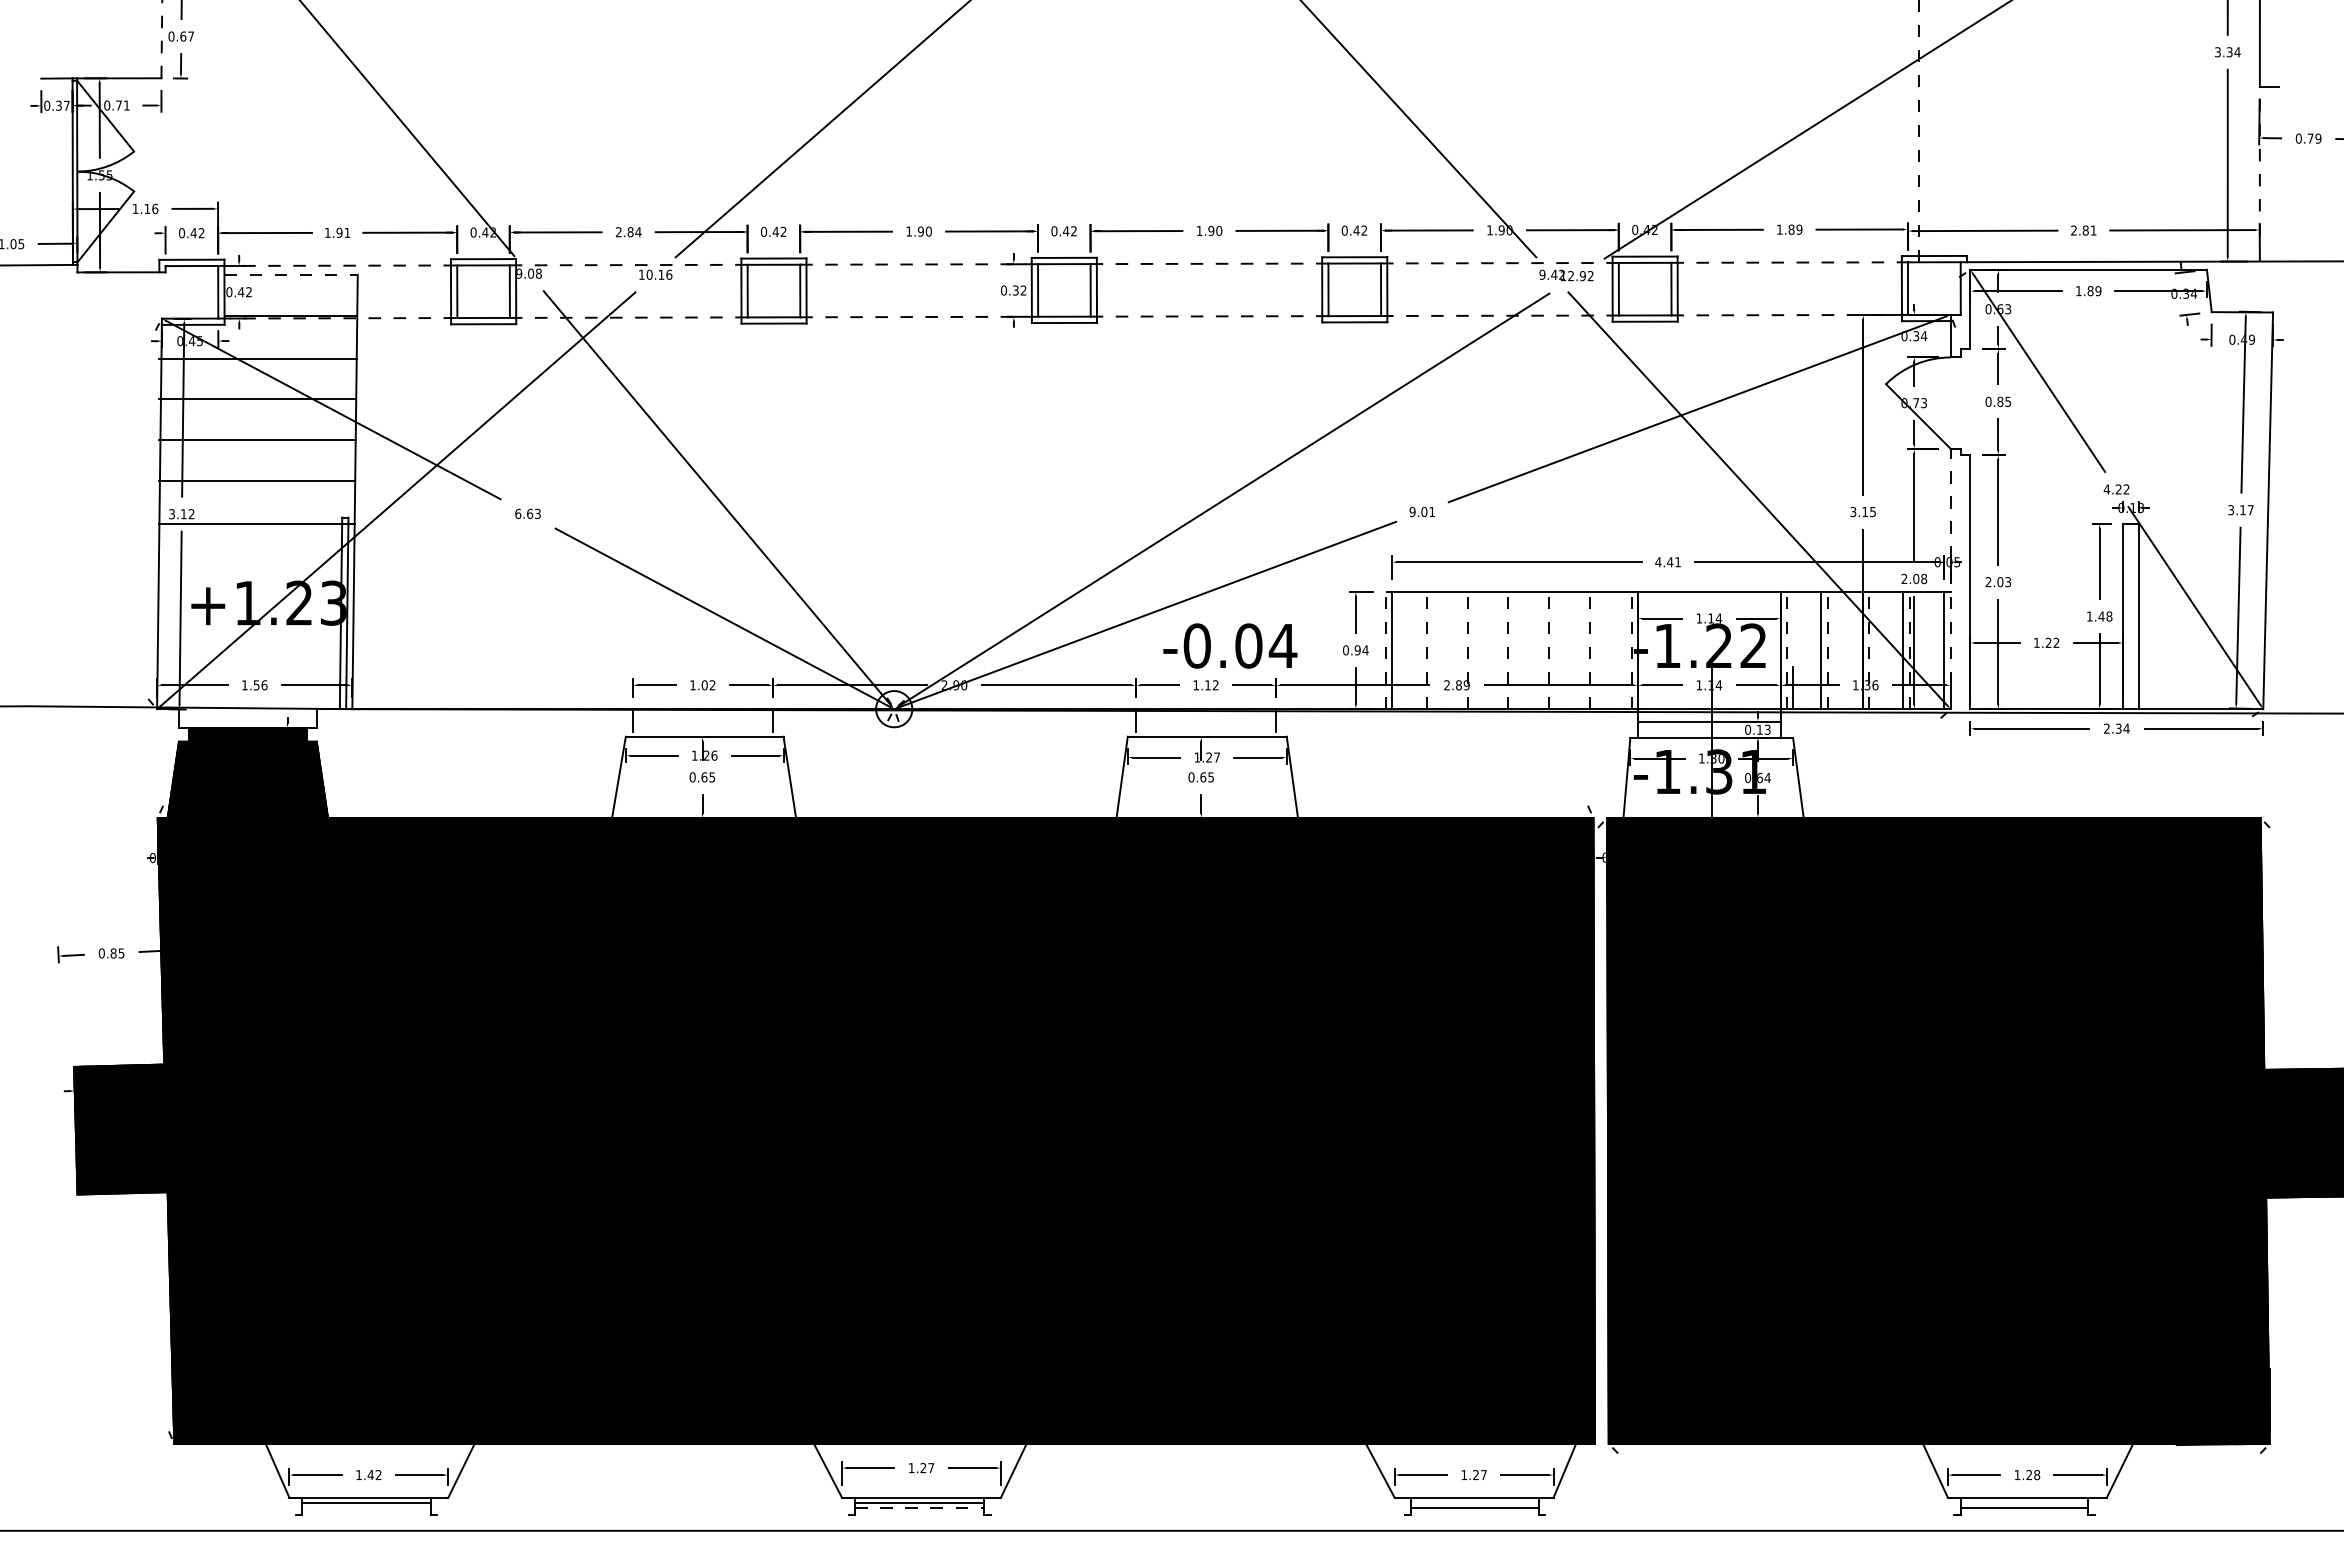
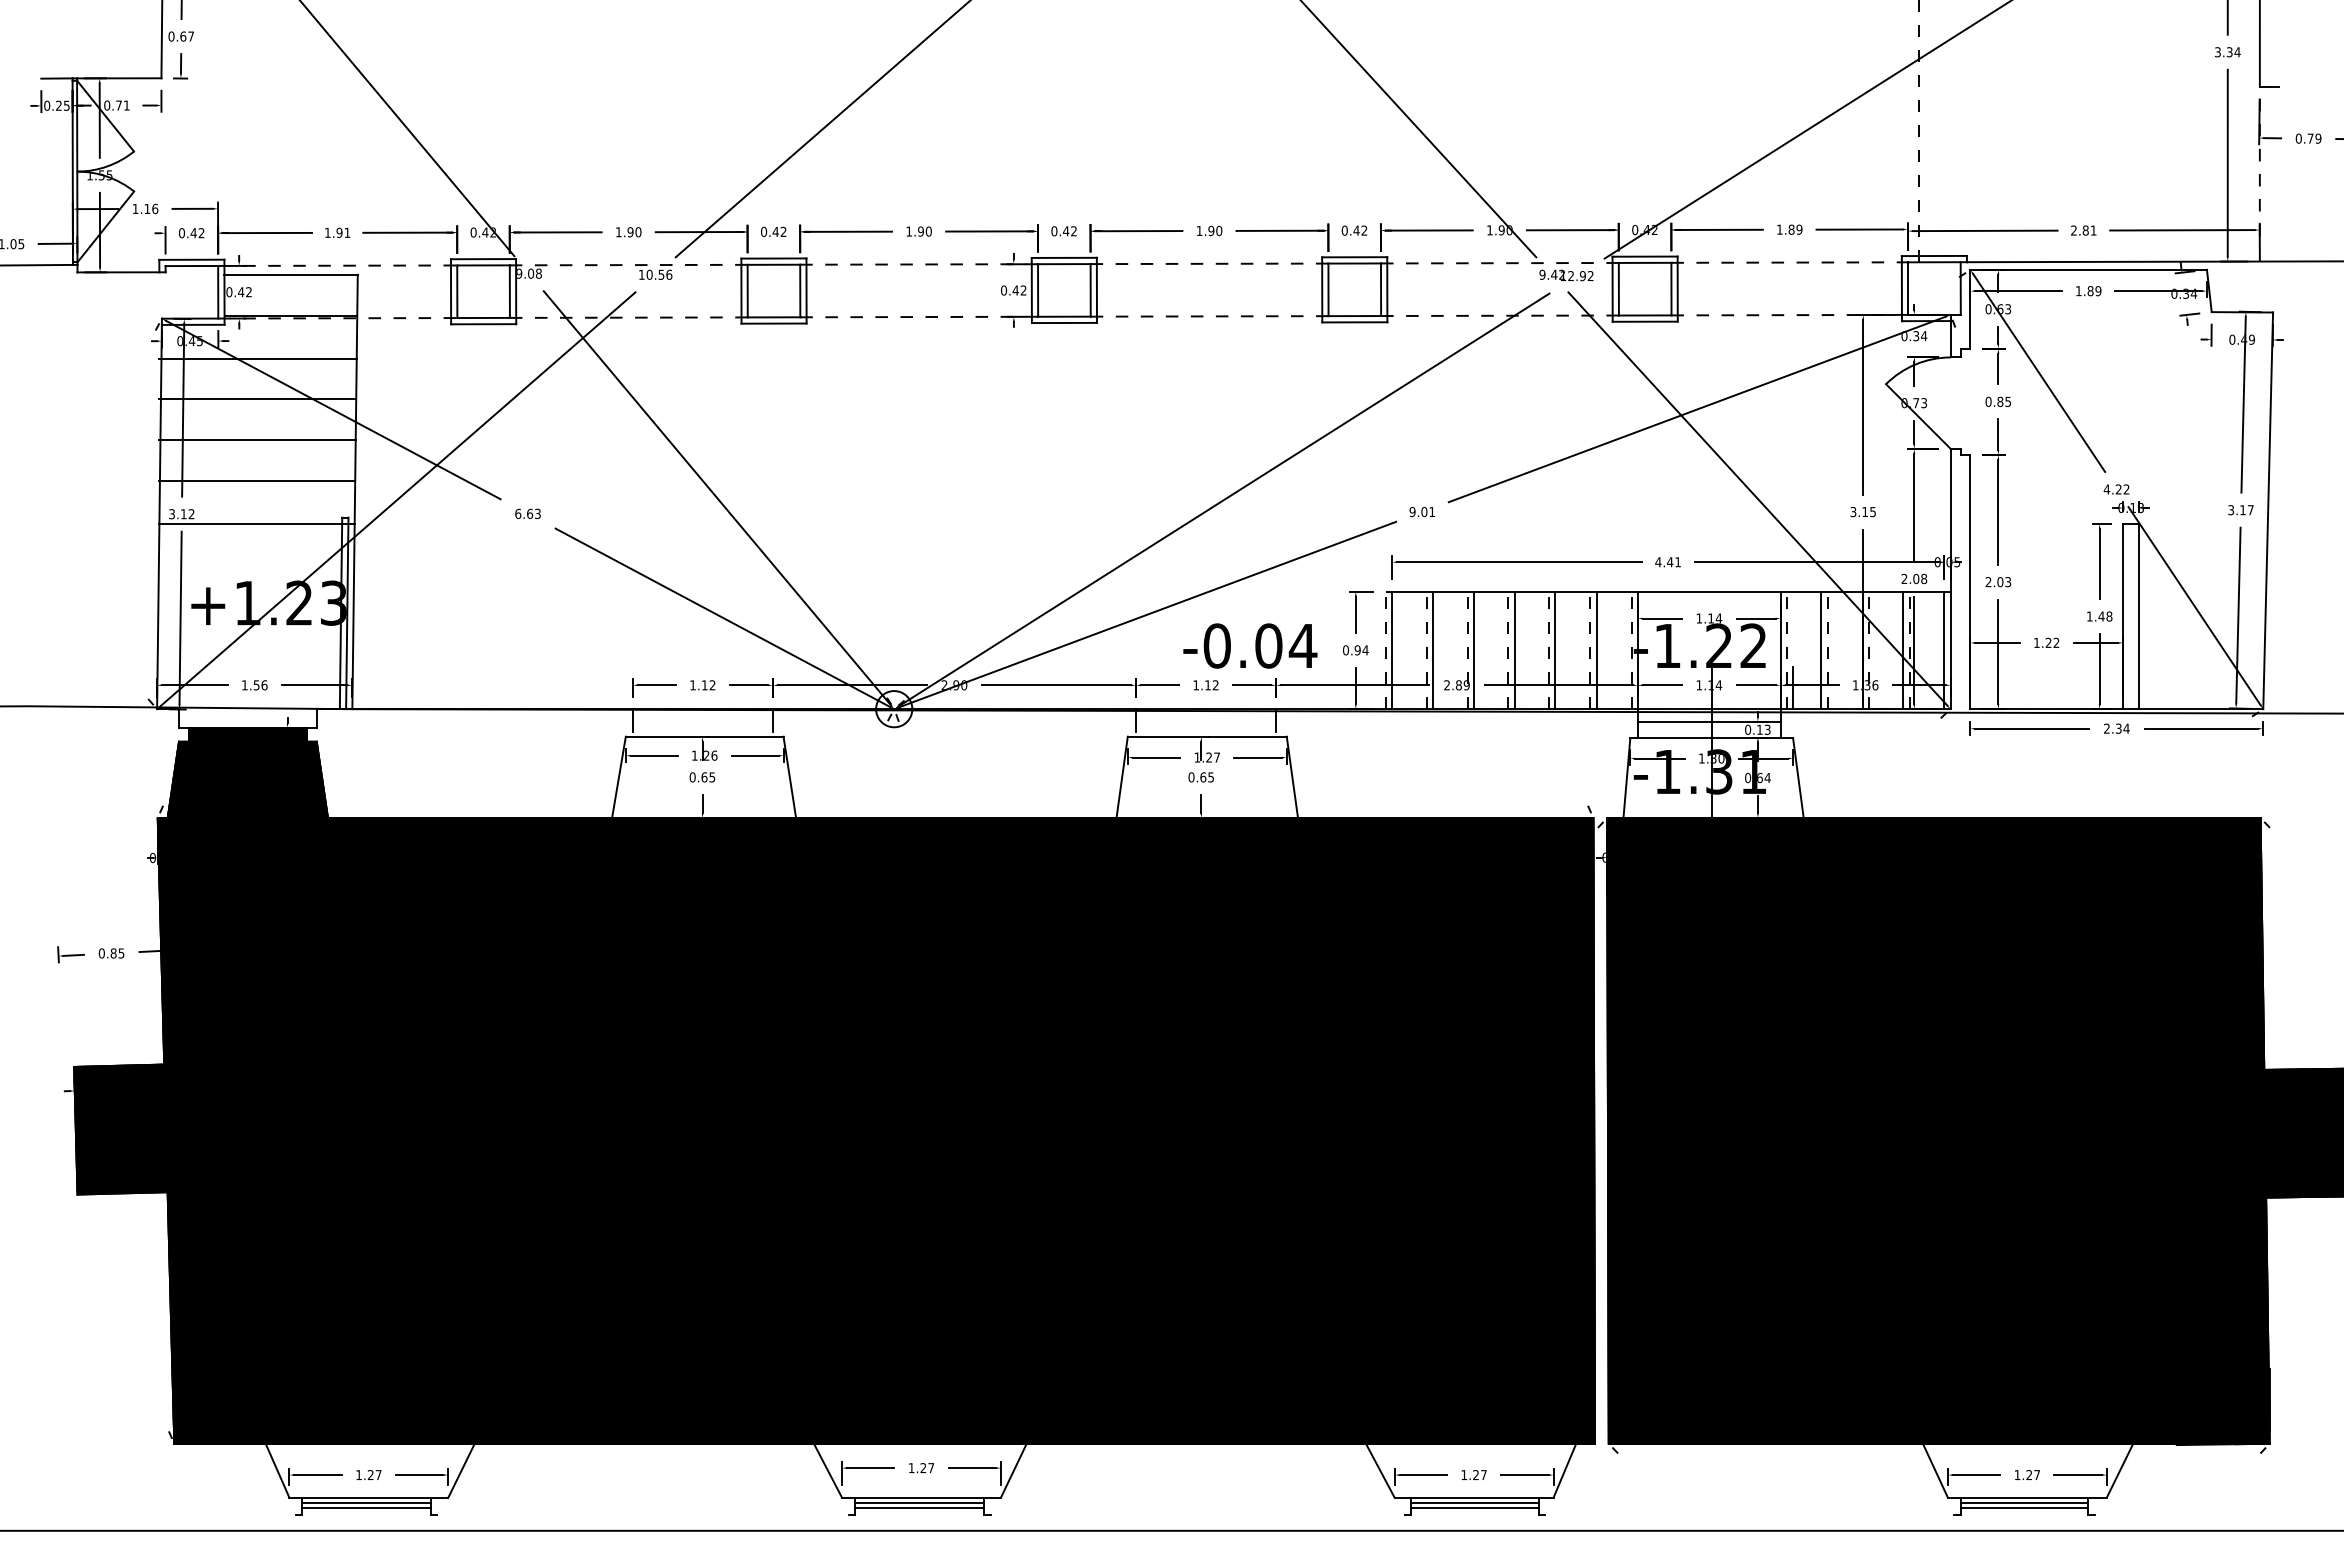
line: dashed -> solid (161, 39)
text: 0.37 -> 0.25 (62, 105)
text: 2.84 -> 1.90 (628, 232)
line: dashed -> solid (291, 274)
text: 10.16 -> 10.56 (661, 274)
text: 0.32 -> 0.42 (1015, 290)
line: dashed -> solid (1950, 578)
text position: (1230, 645) -> (1250, 645) (1250, 645)
line: none -> present (1433, 650)
line: none -> present (1474, 650)
line: none -> present (1514, 650)
line: none -> present (1555, 650)
line: none -> present (1596, 650)
text: 1.02 -> 1.12 (704, 685)
text: 1.42 -> 1.27 (374, 1475)
text: 1.28 -> 1.27 (2037, 1475)
line: none -> present (1474, 1502)
line: none -> present (2024, 1502)
line: none -> present (366, 1507)
line: dashed -> solid (920, 1507)
